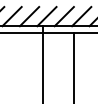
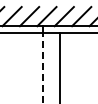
line position: (73, 66) -> (59, 66) (59, 66)
line: solid -> dashed (43, 68)
